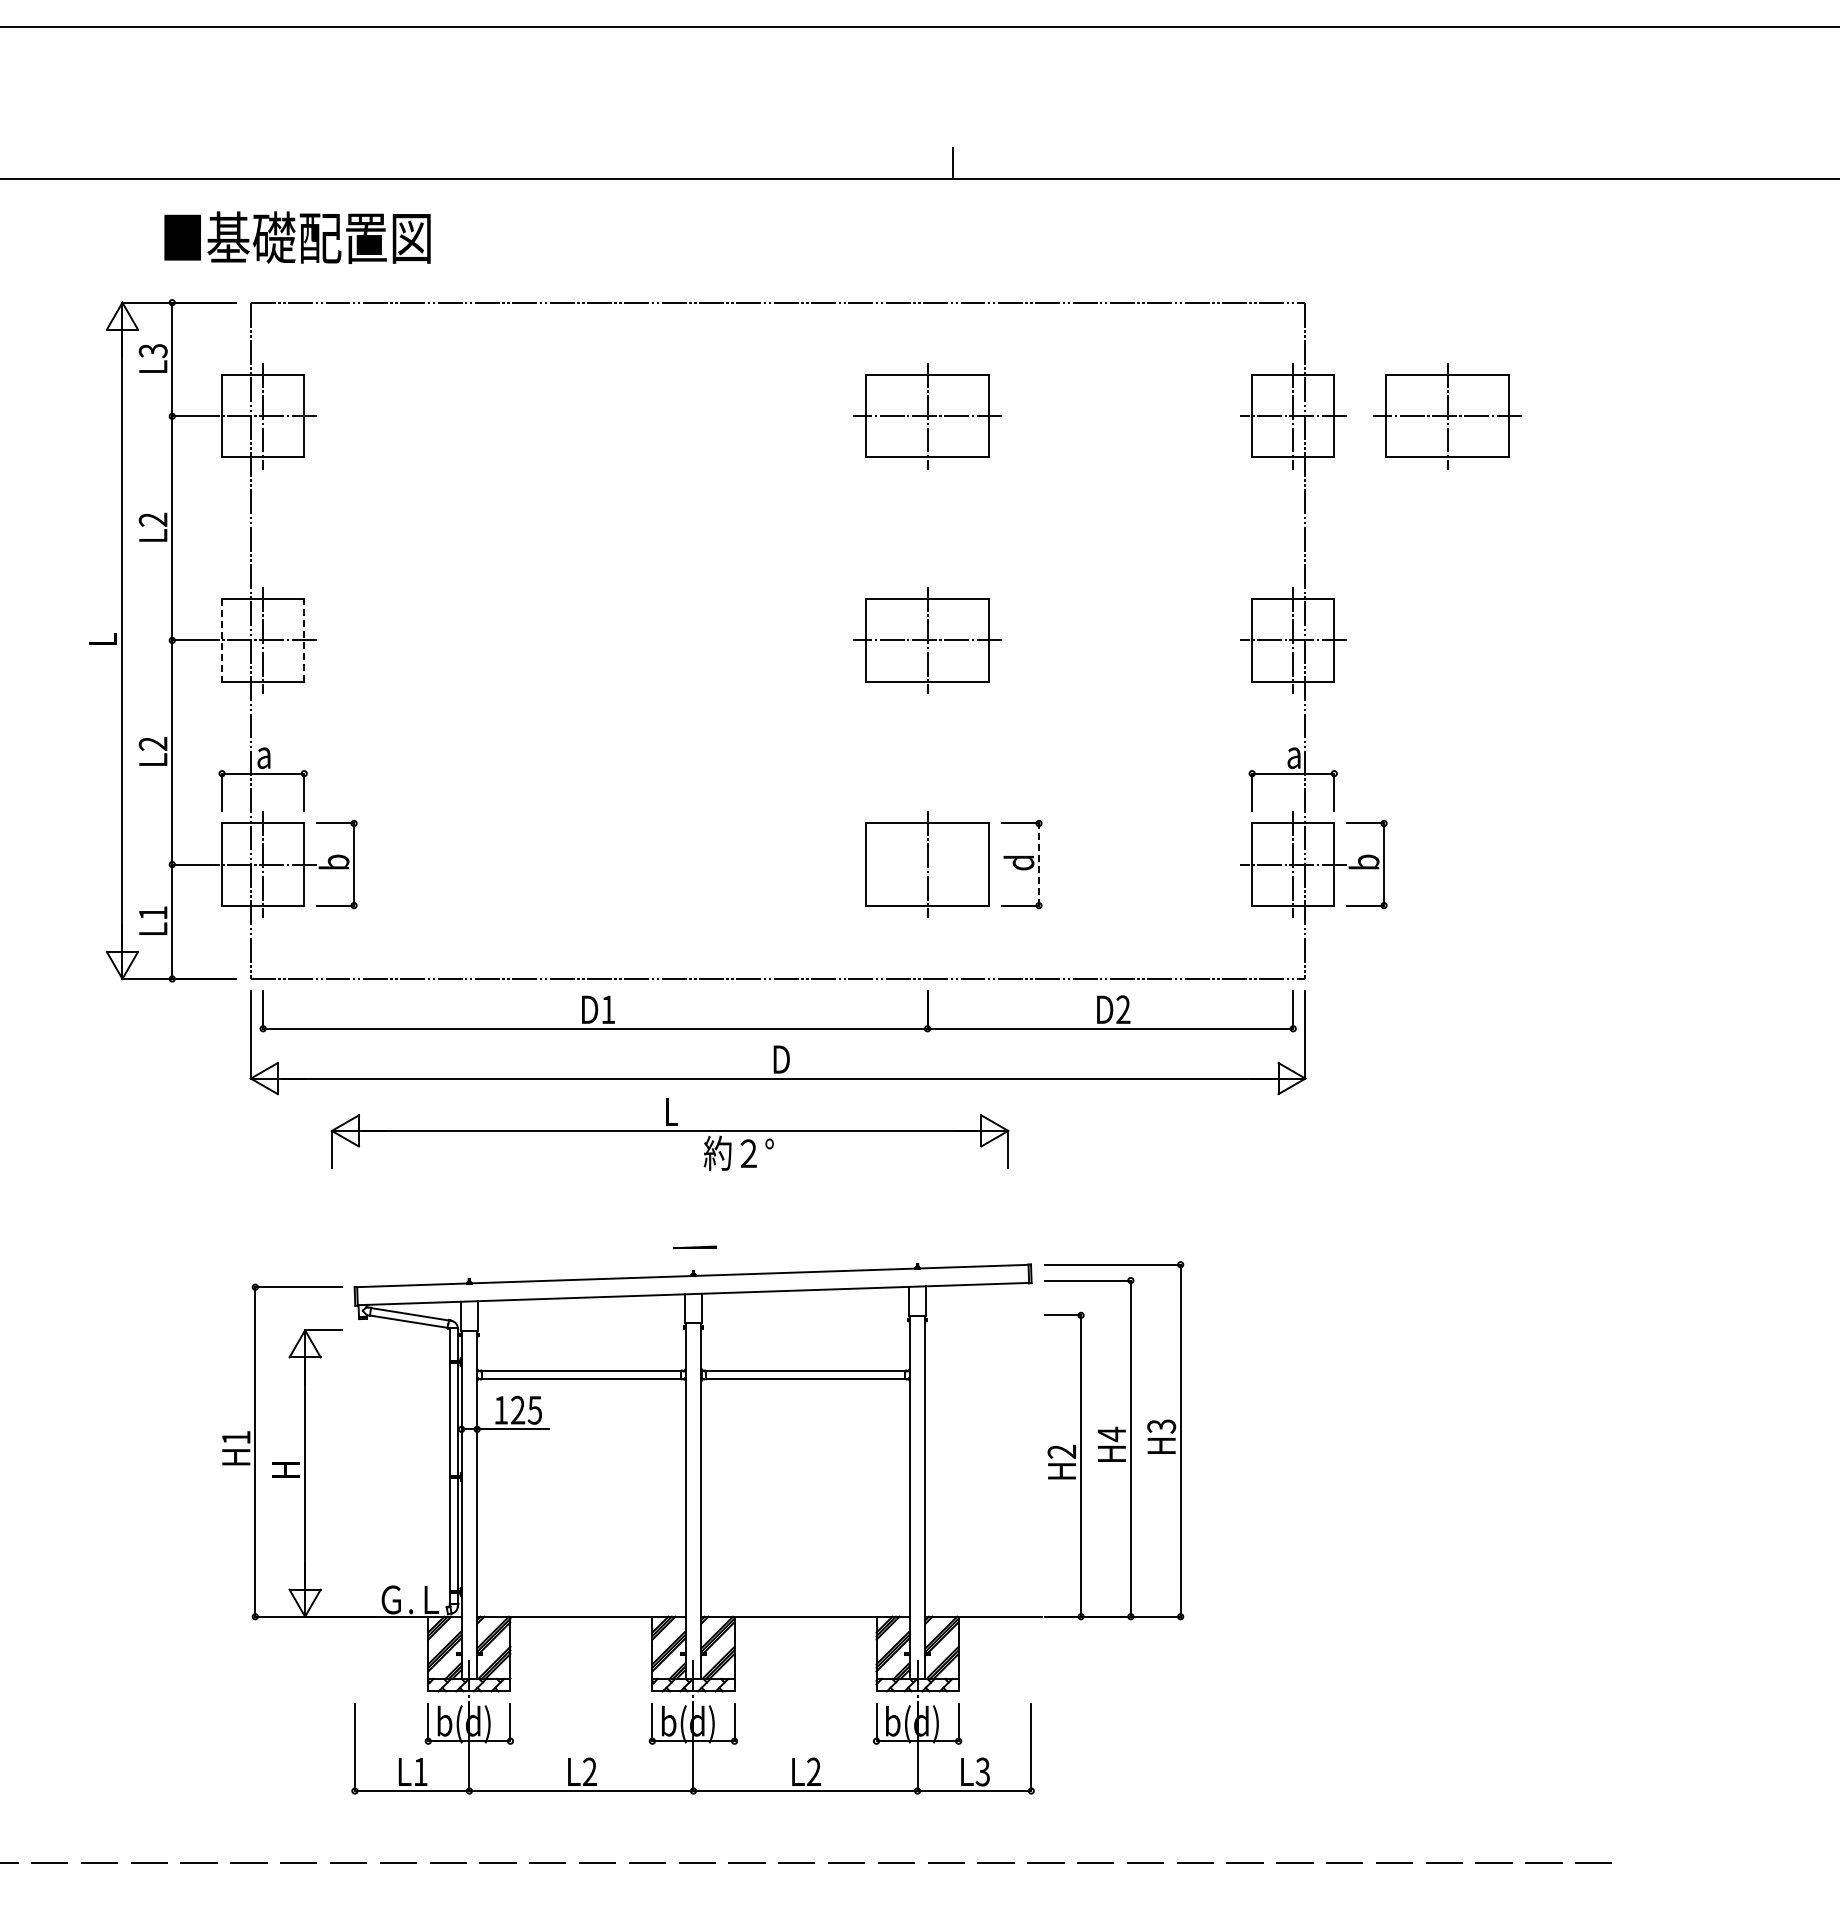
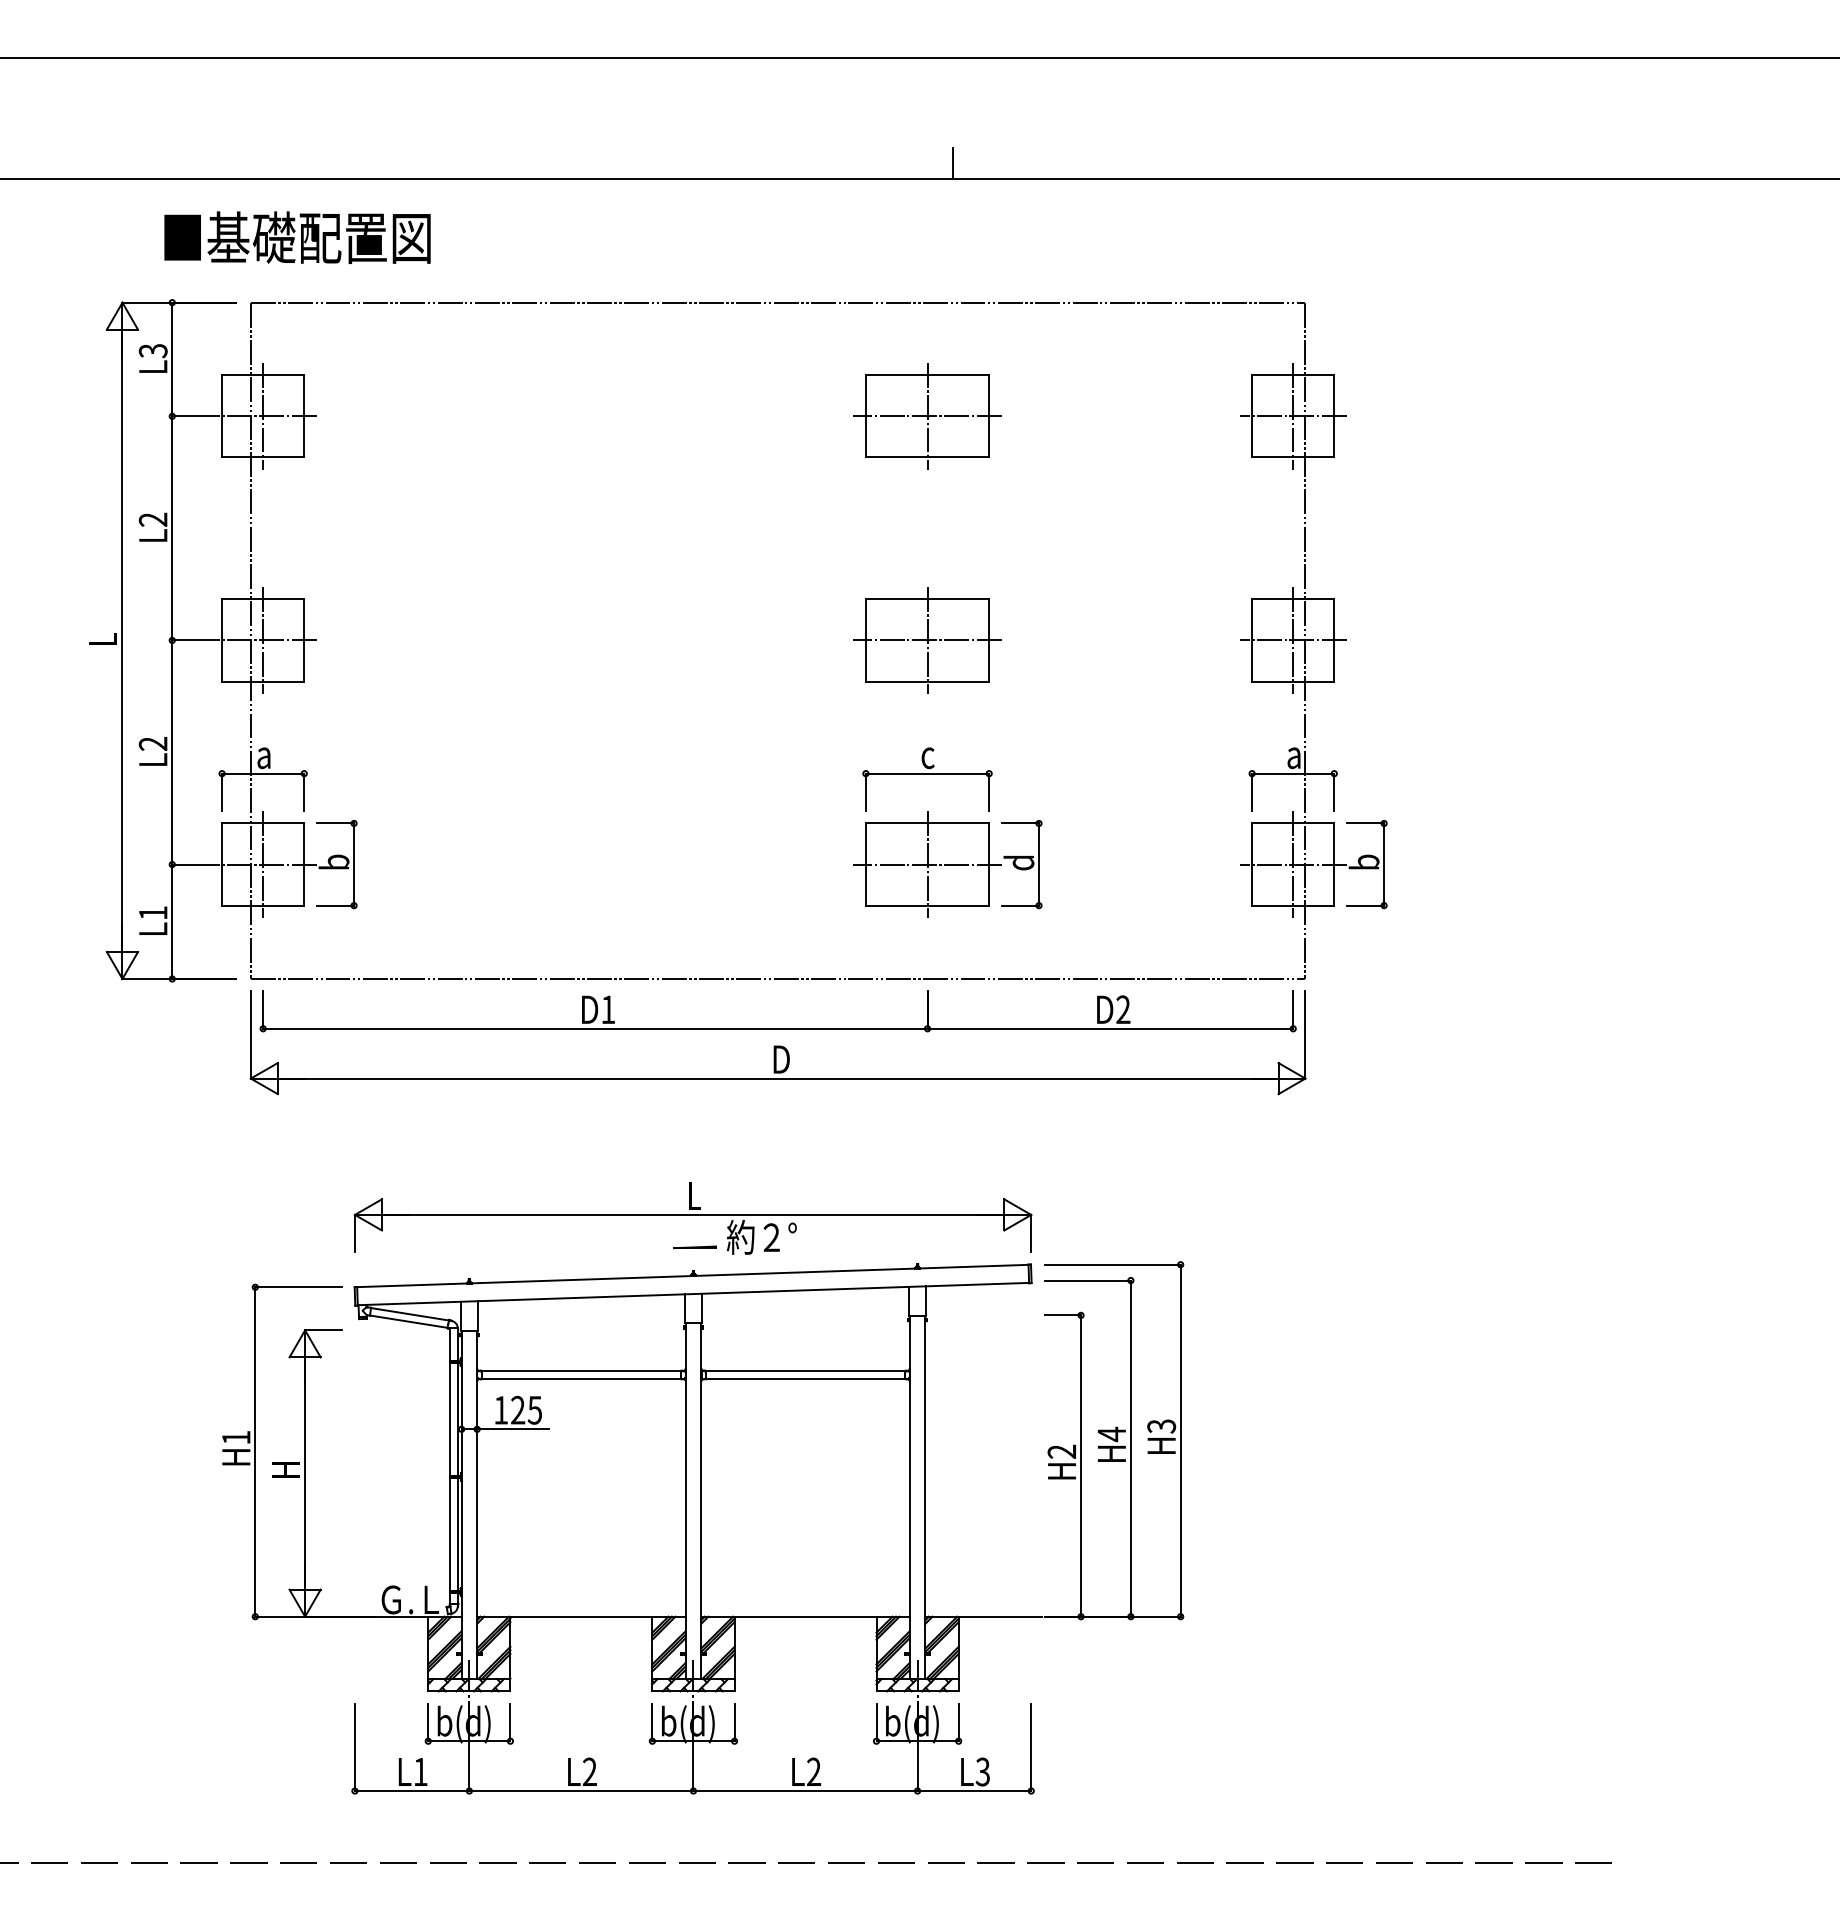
line position: (919, 26) -> (919, 57) (919, 57)
part: present -> none (1447, 416)
line: dashed -> solid (304, 639)
line: dashed -> solid (222, 640)
part: none -> present (927, 779)
line: none -> present (927, 864)
line: dashed -> solid (1038, 864)
part position: (669, 1134) -> (692, 1218) (692, 1218)
